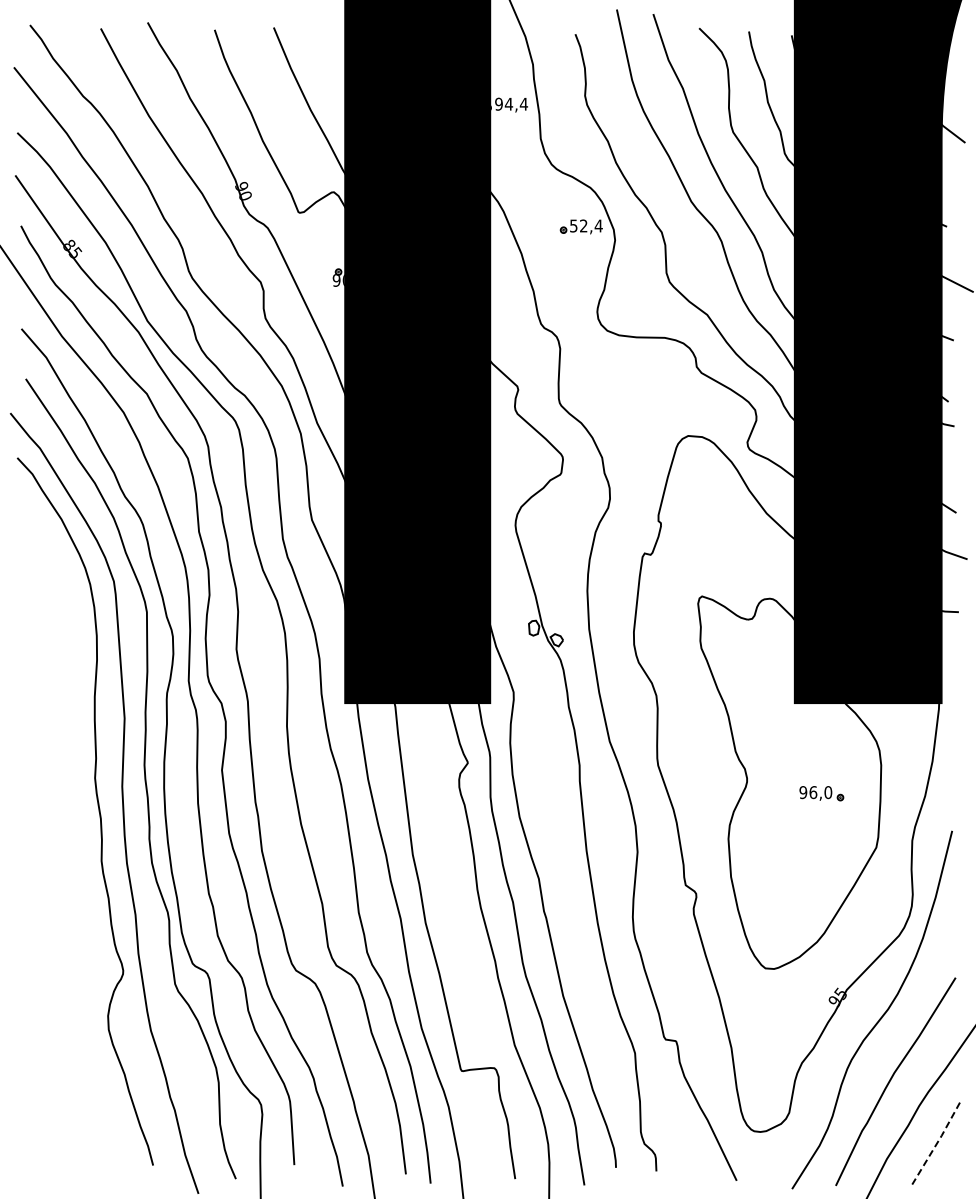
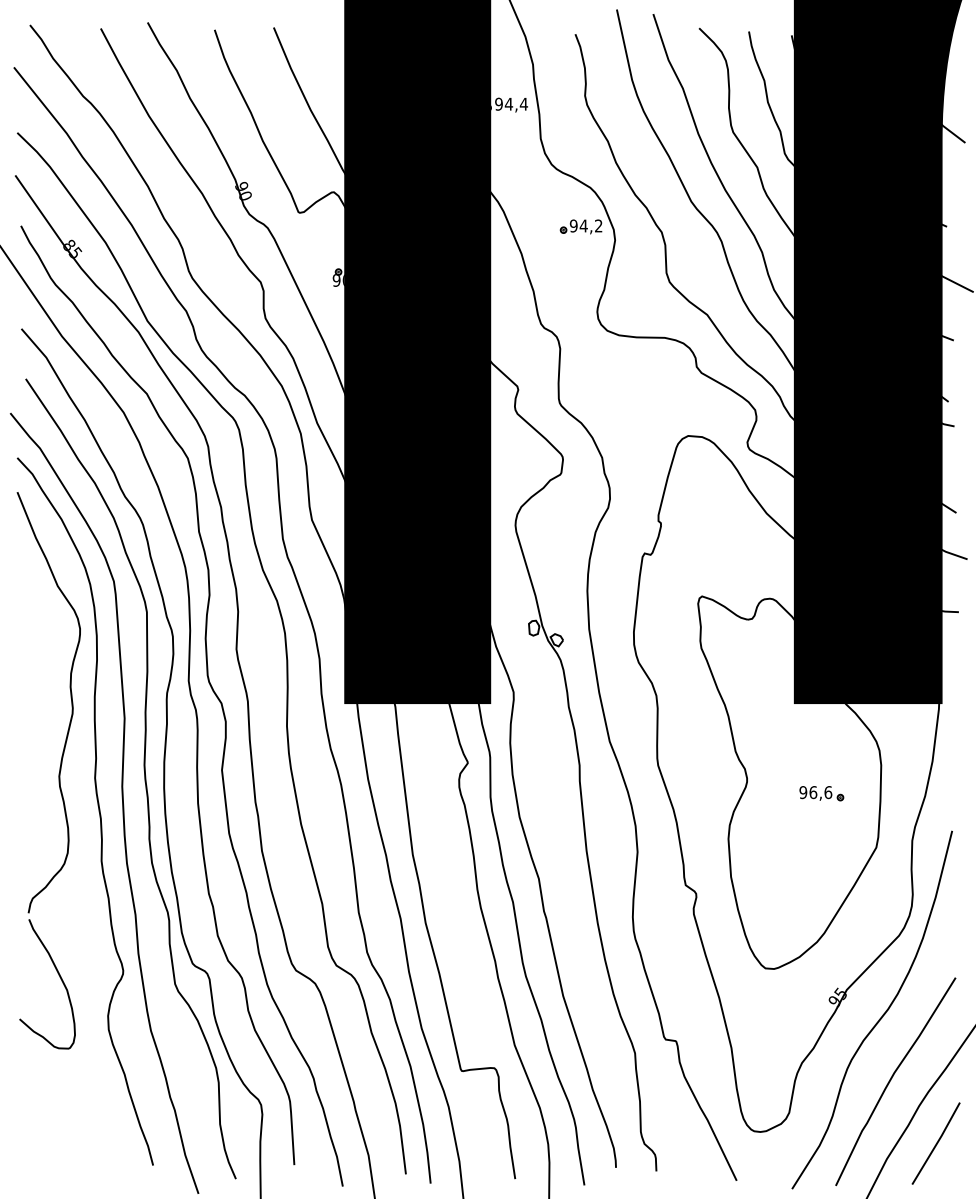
text: 52,4 -> 94,2 (585, 225)
part: none -> present (58, 773)
text: 96,0 -> 96,6 (828, 792)
line: dashed -> solid (936, 1143)
